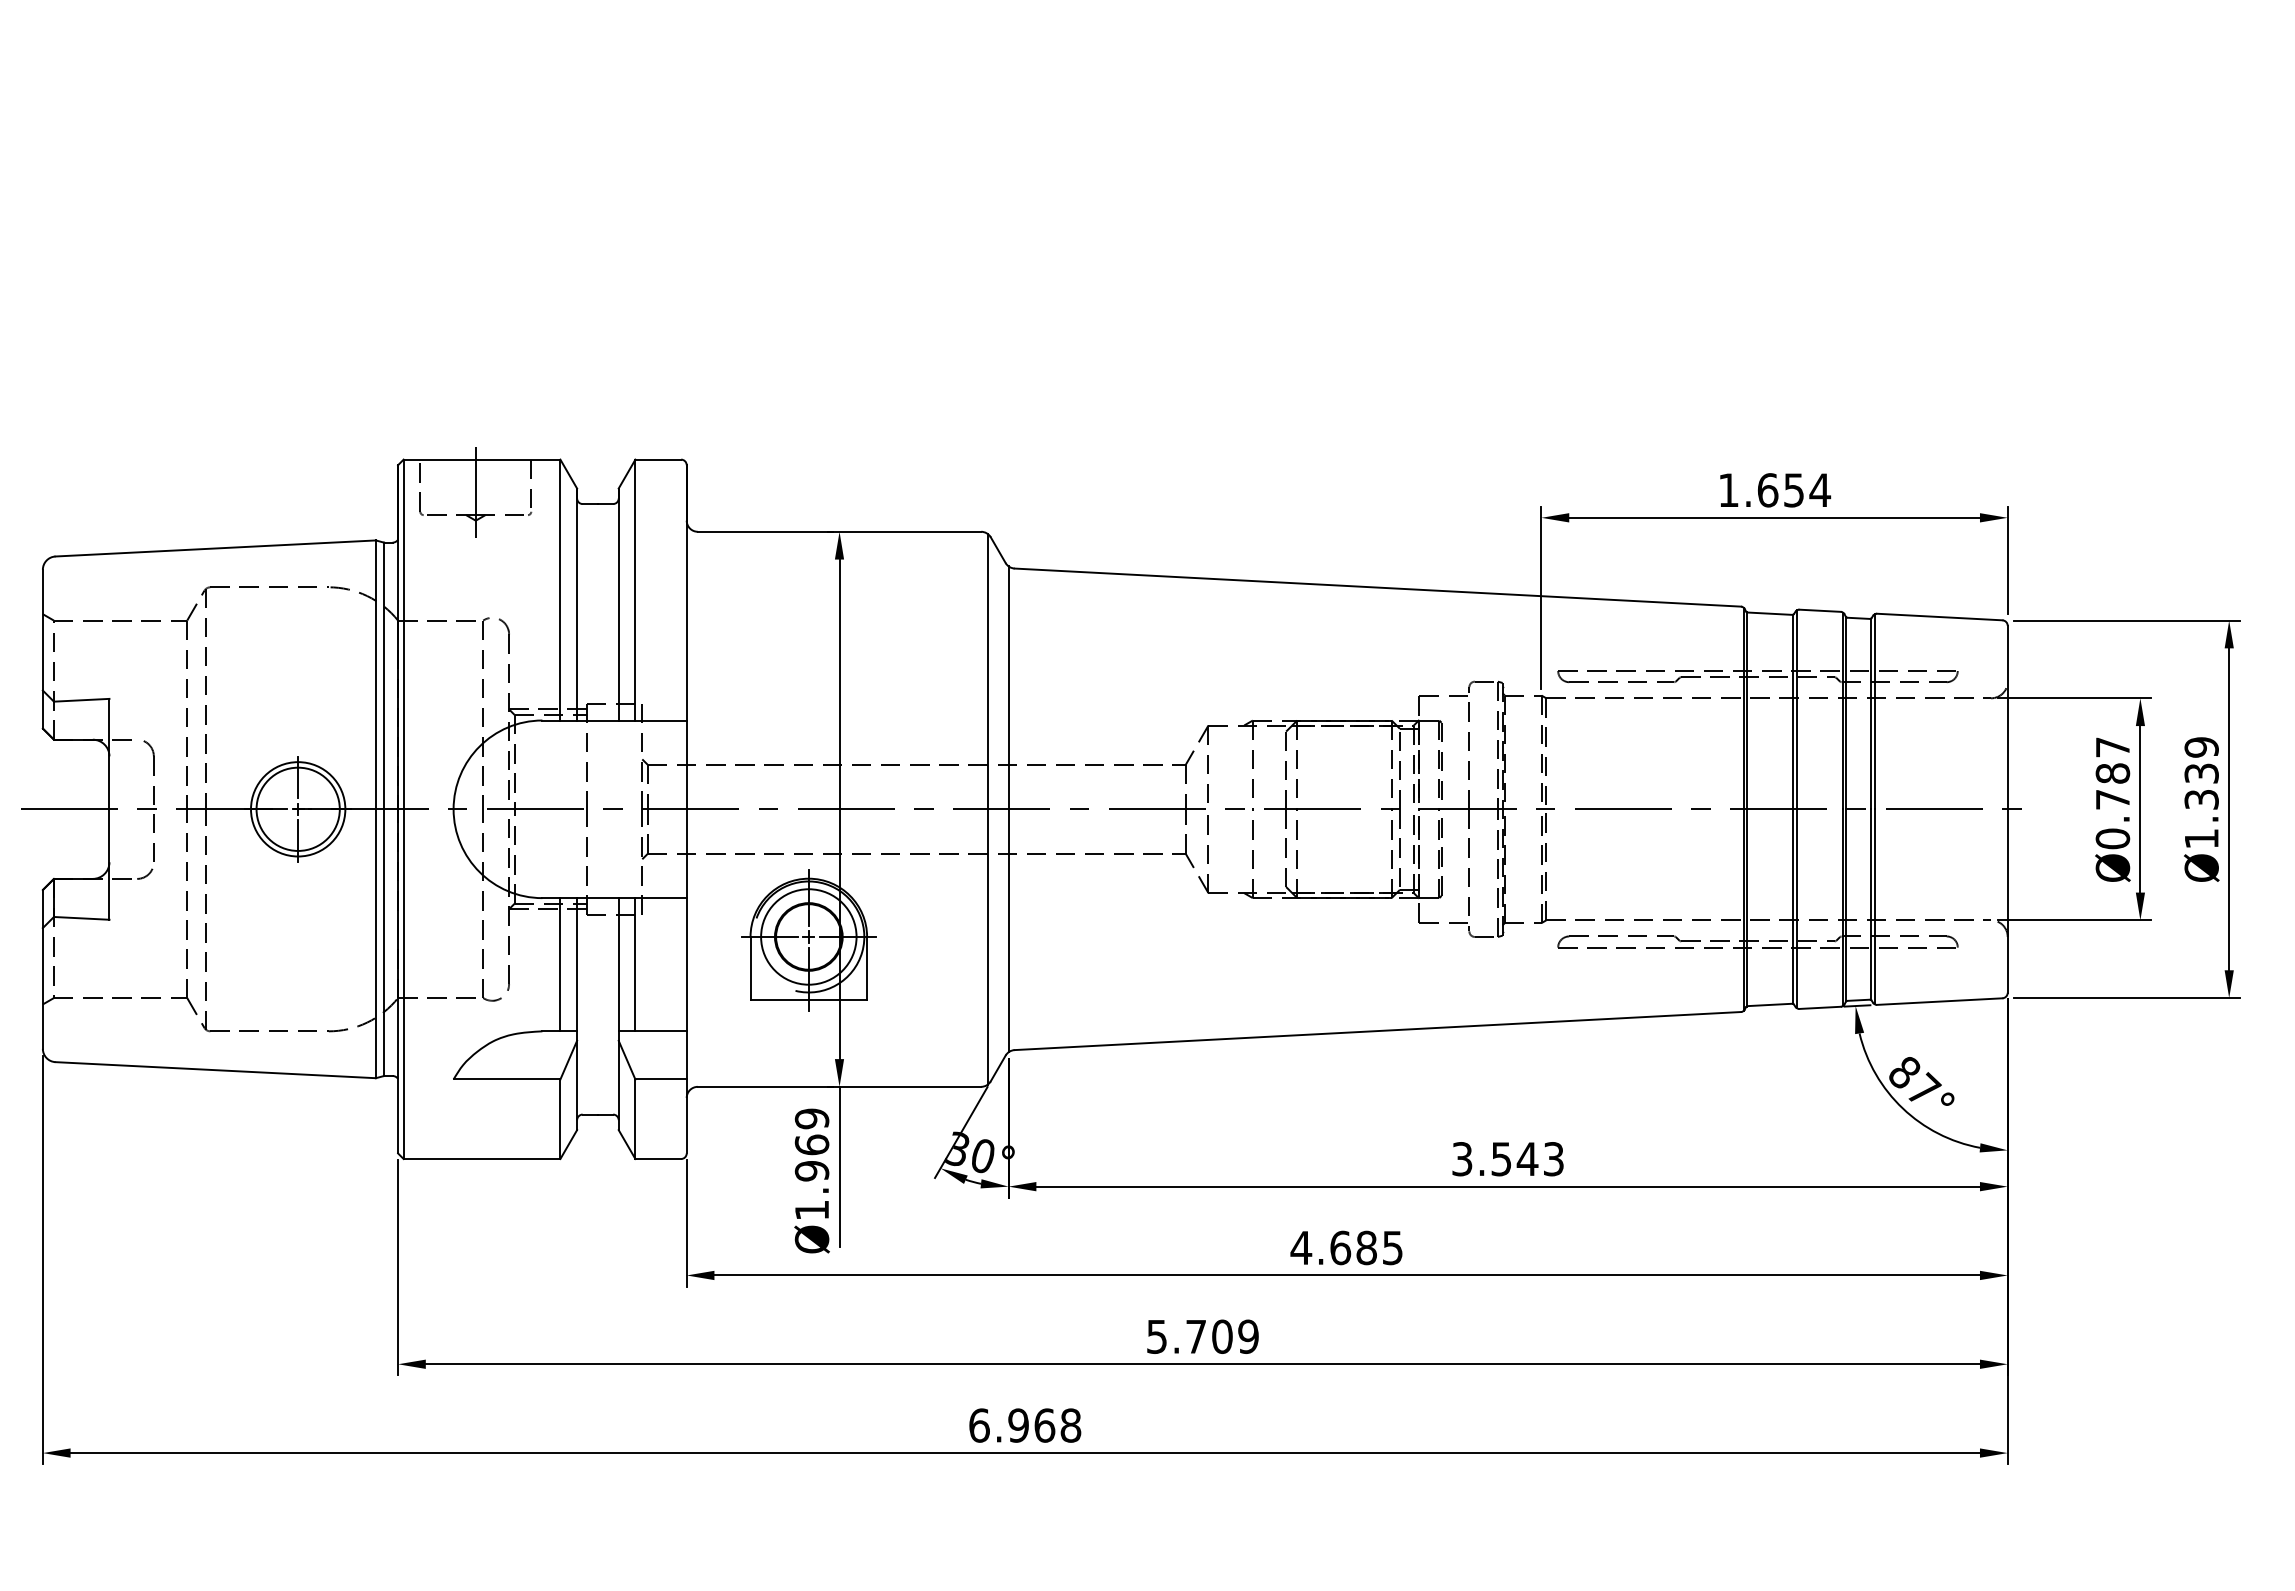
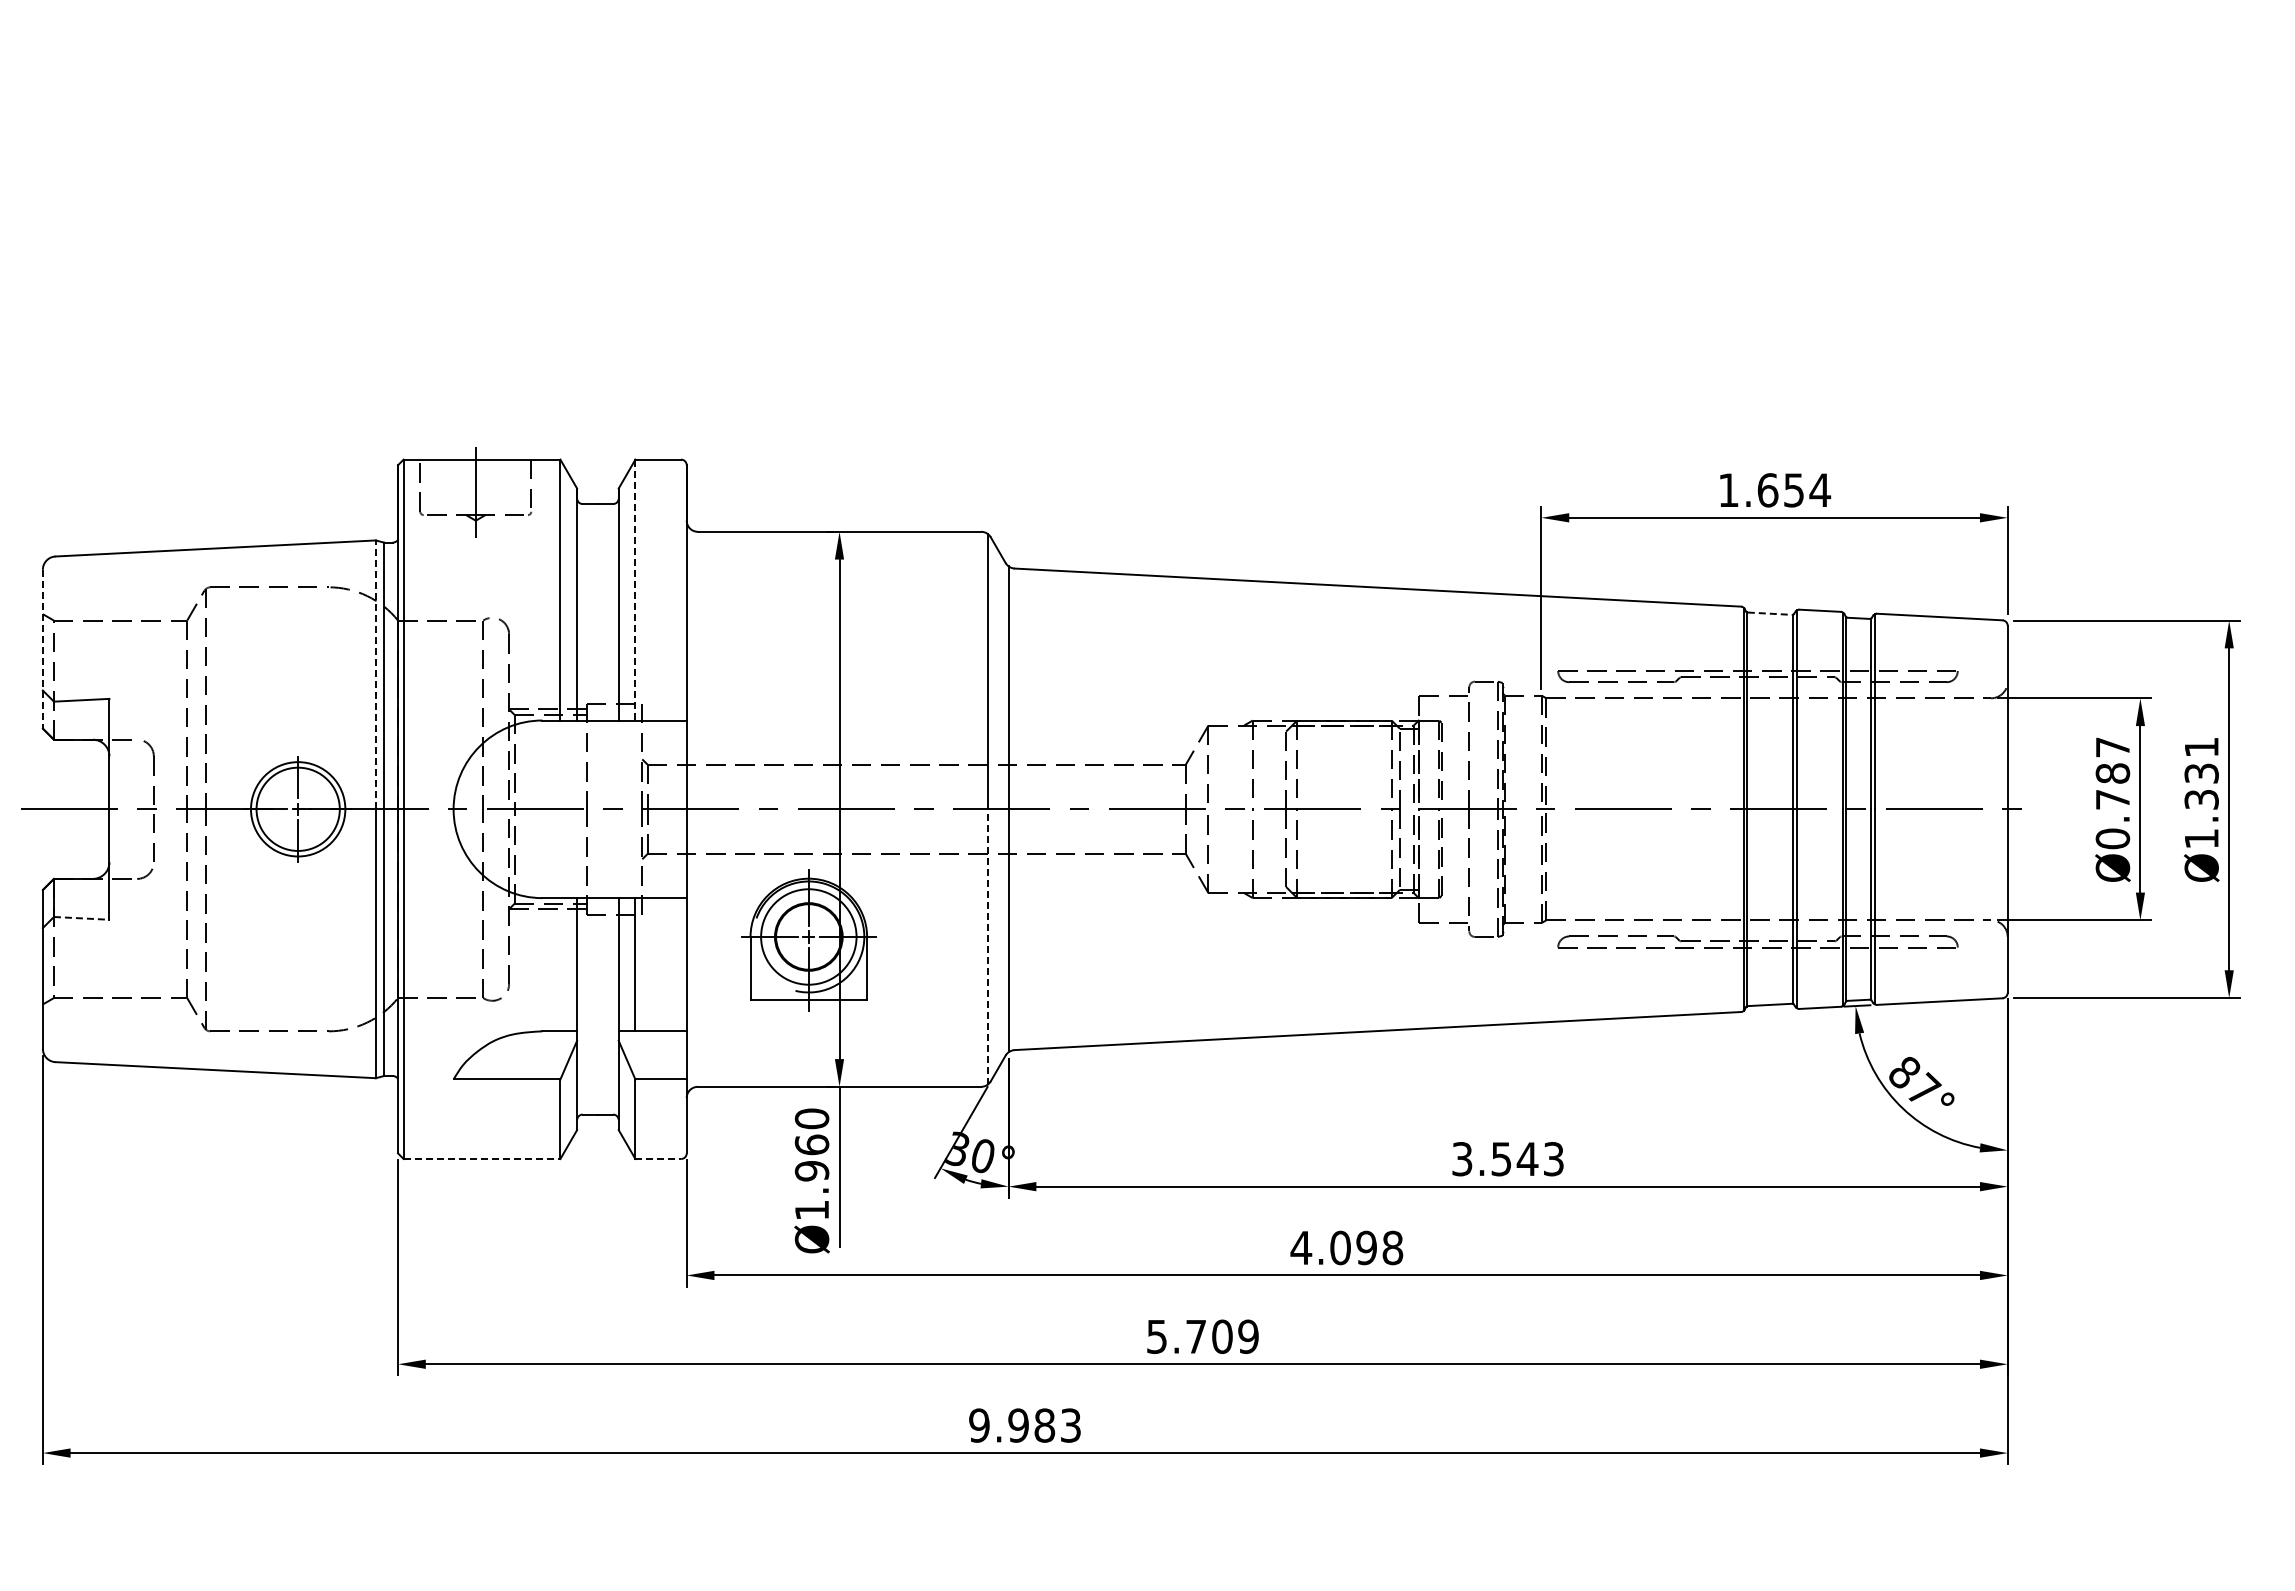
line: solid -> dashed (635, 590)
line: solid -> dashed (1770, 613)
line: solid -> dashed (42, 649)
line: solid -> dashed (375, 674)
text: Ø1.339 -> Ø1.331 (2201, 747)
line: solid -> dashed (81, 918)
line: solid -> dashed (987, 947)
line: present -> none (560, 964)
text: Ø1.969 -> Ø1.960 (812, 1118)
line: solid -> dashed (482, 1159)
line: solid -> dashed (658, 1159)
text: 4.685 -> 4.098 (1366, 1247)
text: 6.968 -> 9.983 (1025, 1425)
